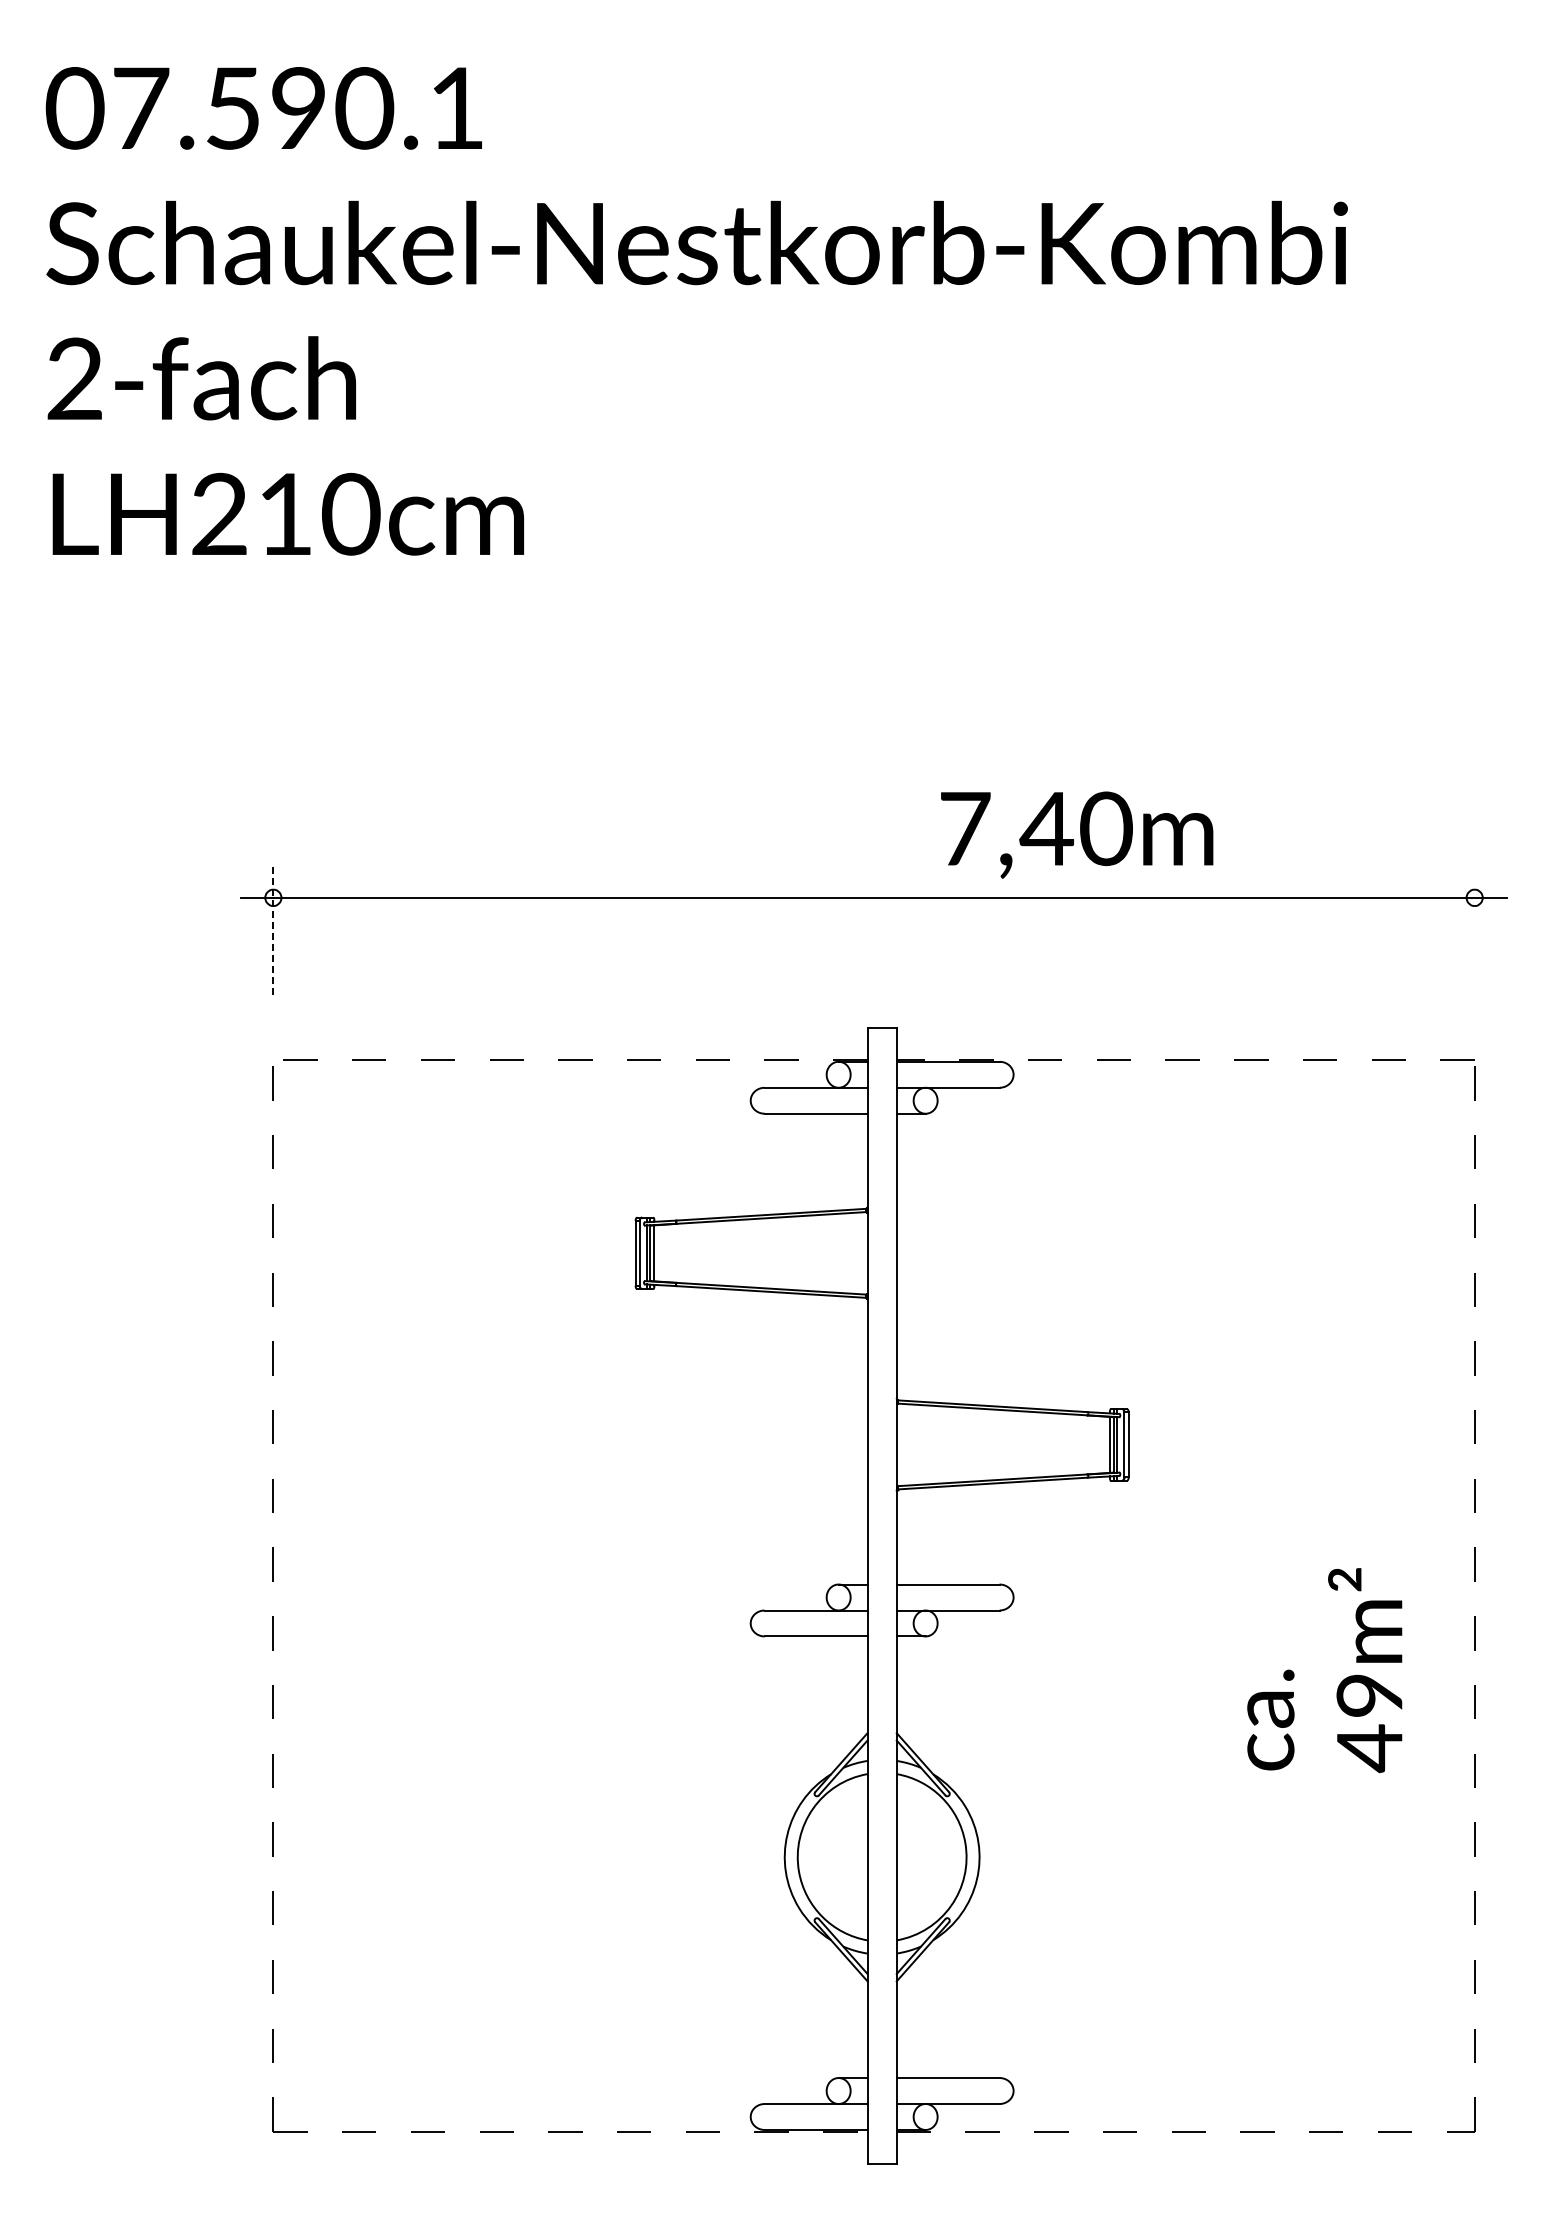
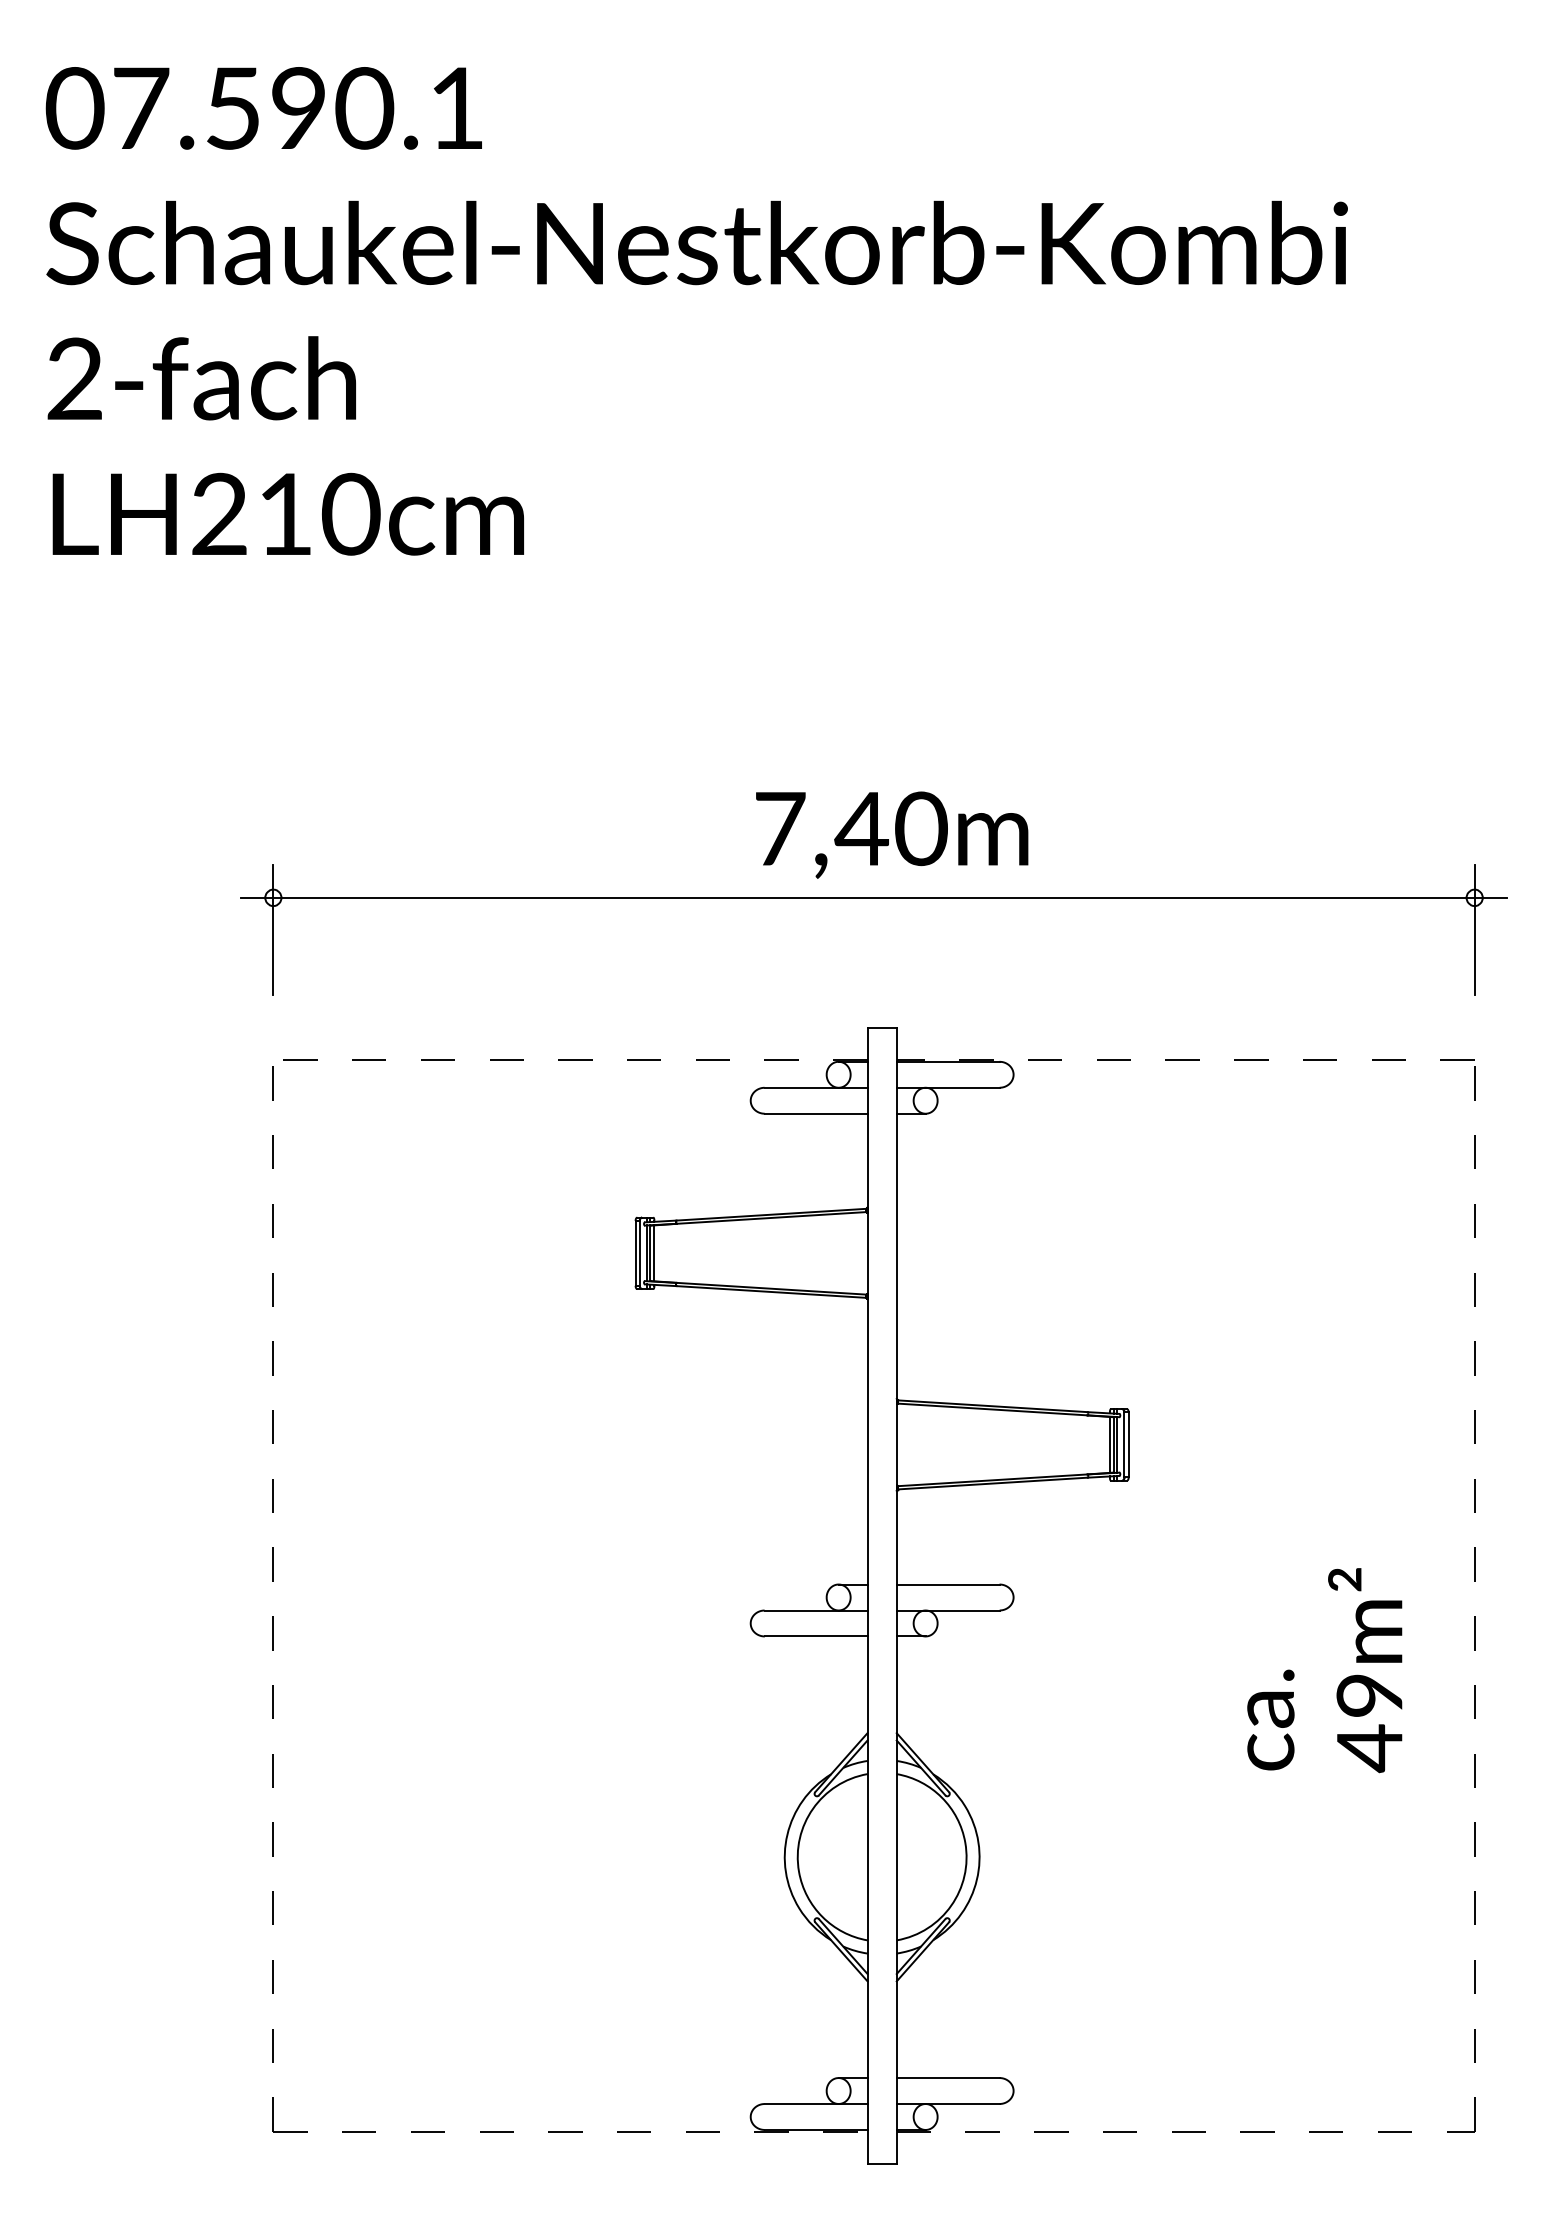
text position: (1077, 834) -> (892, 834) (892, 834)
line: dashed -> solid (273, 930)
line: none -> present (1474, 930)
